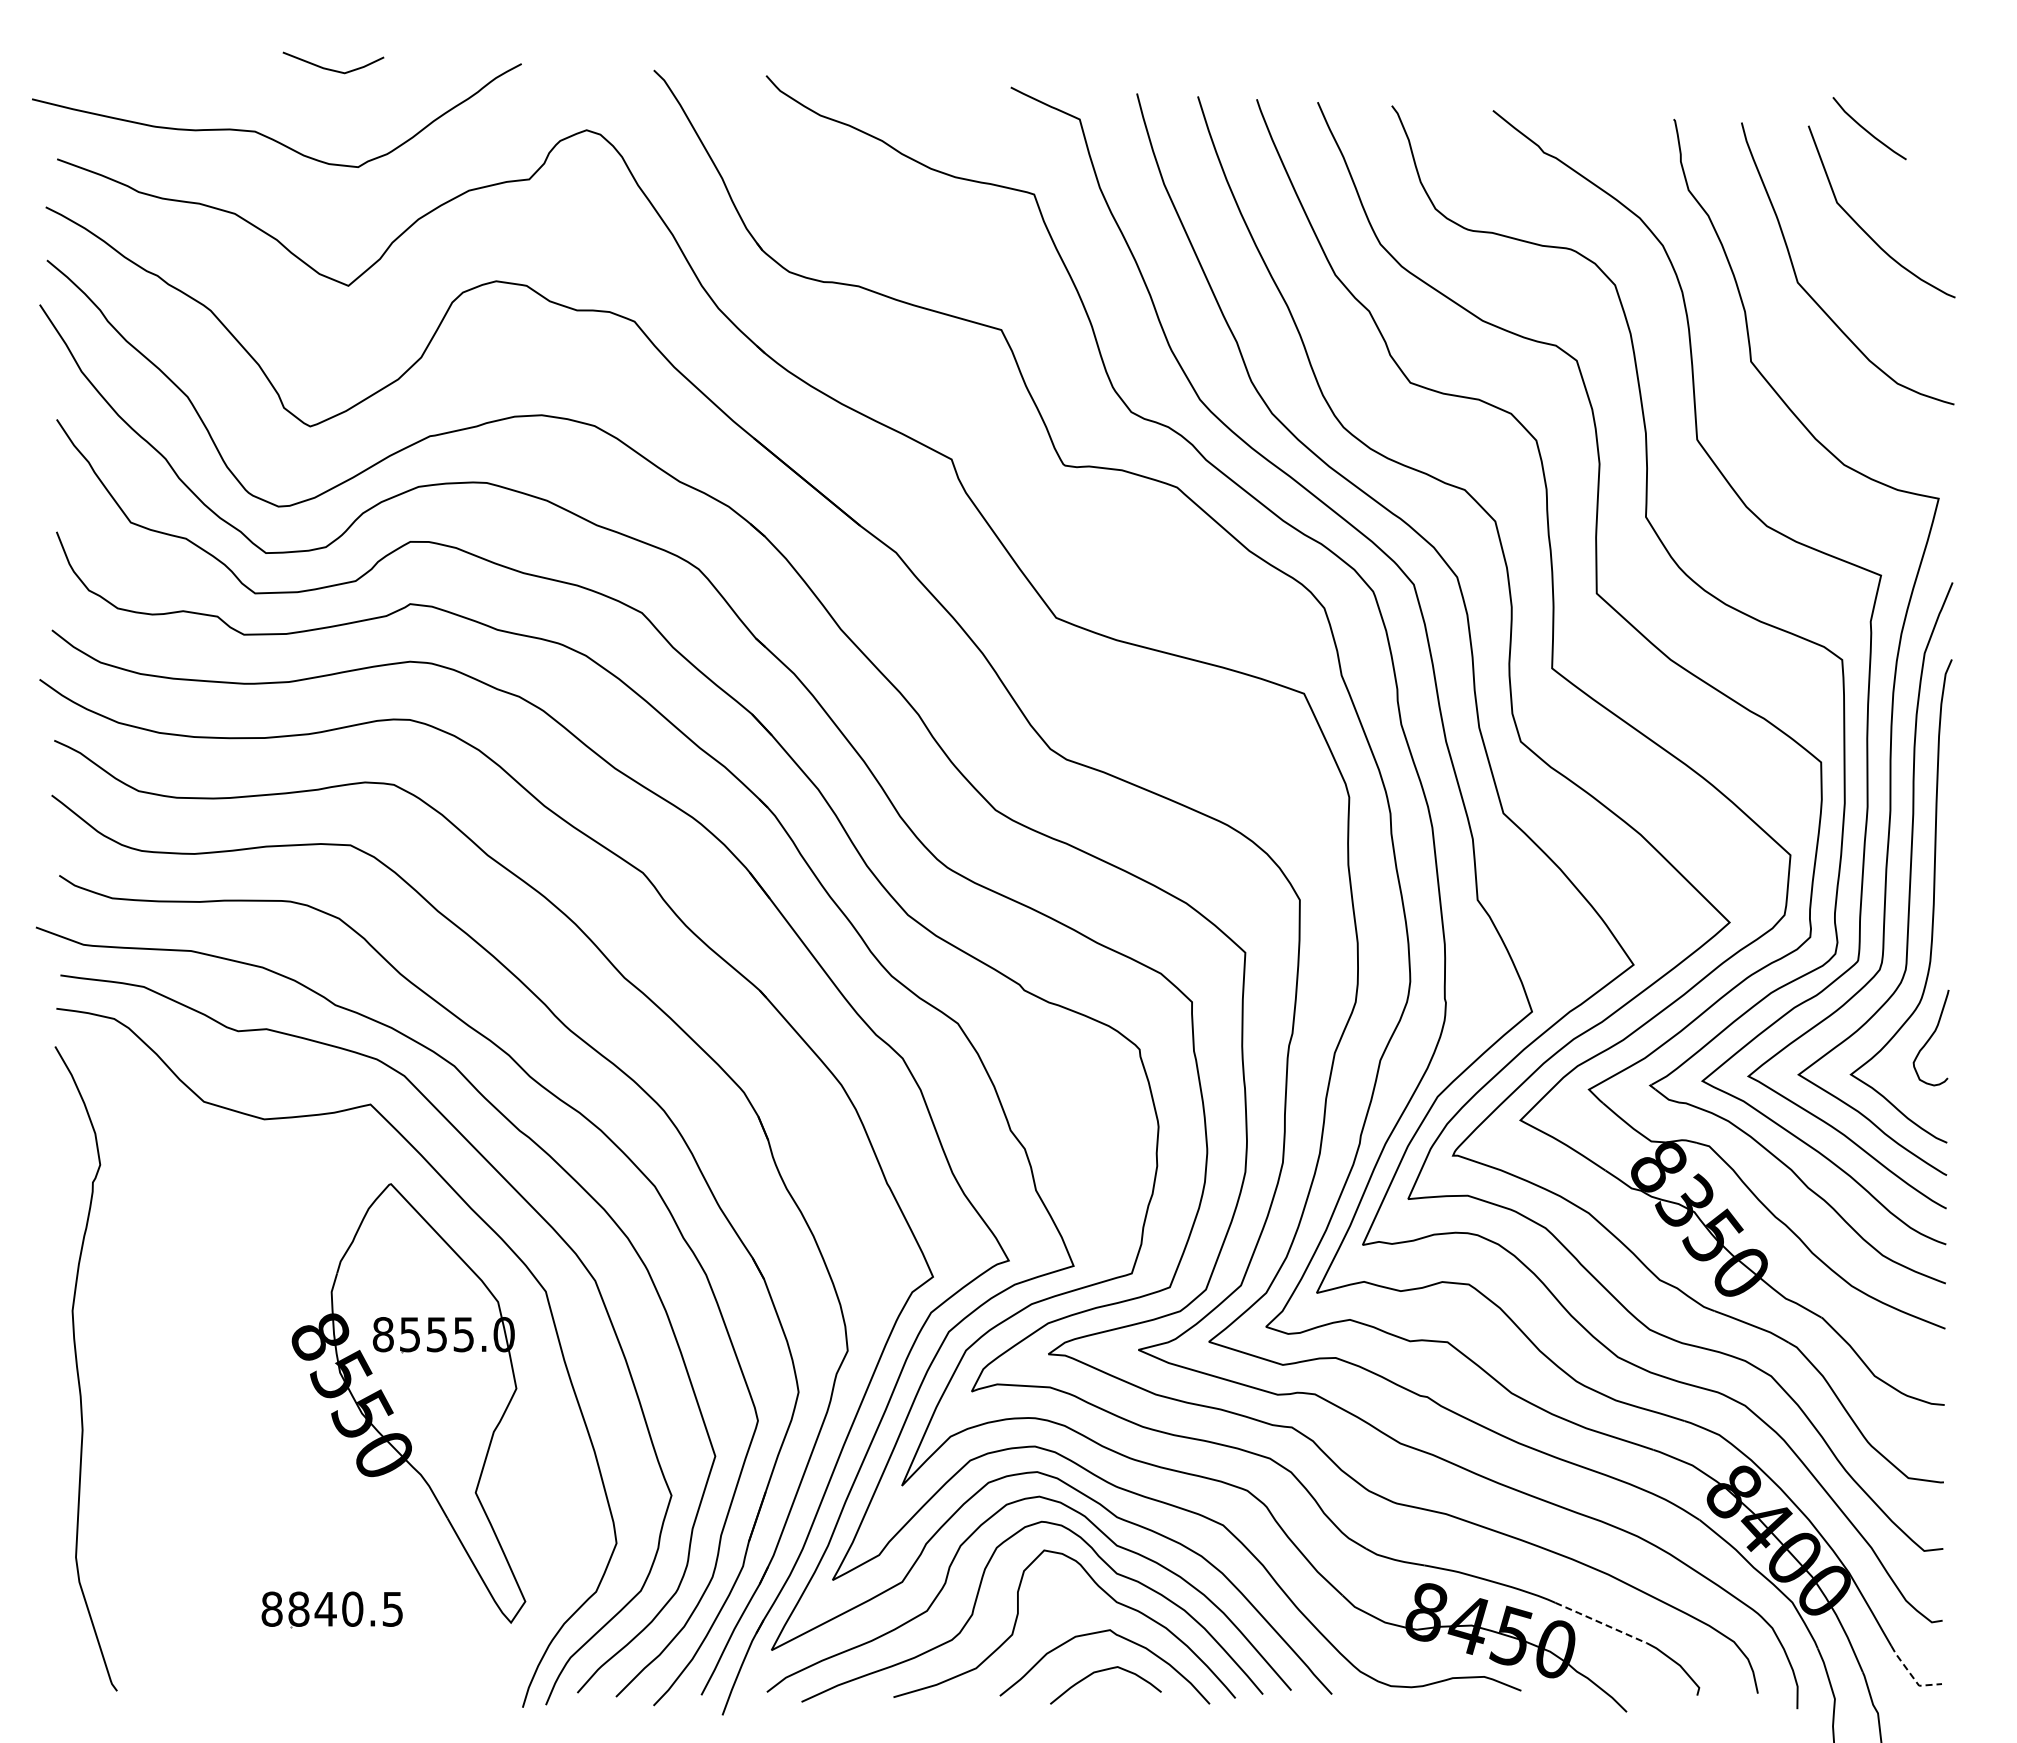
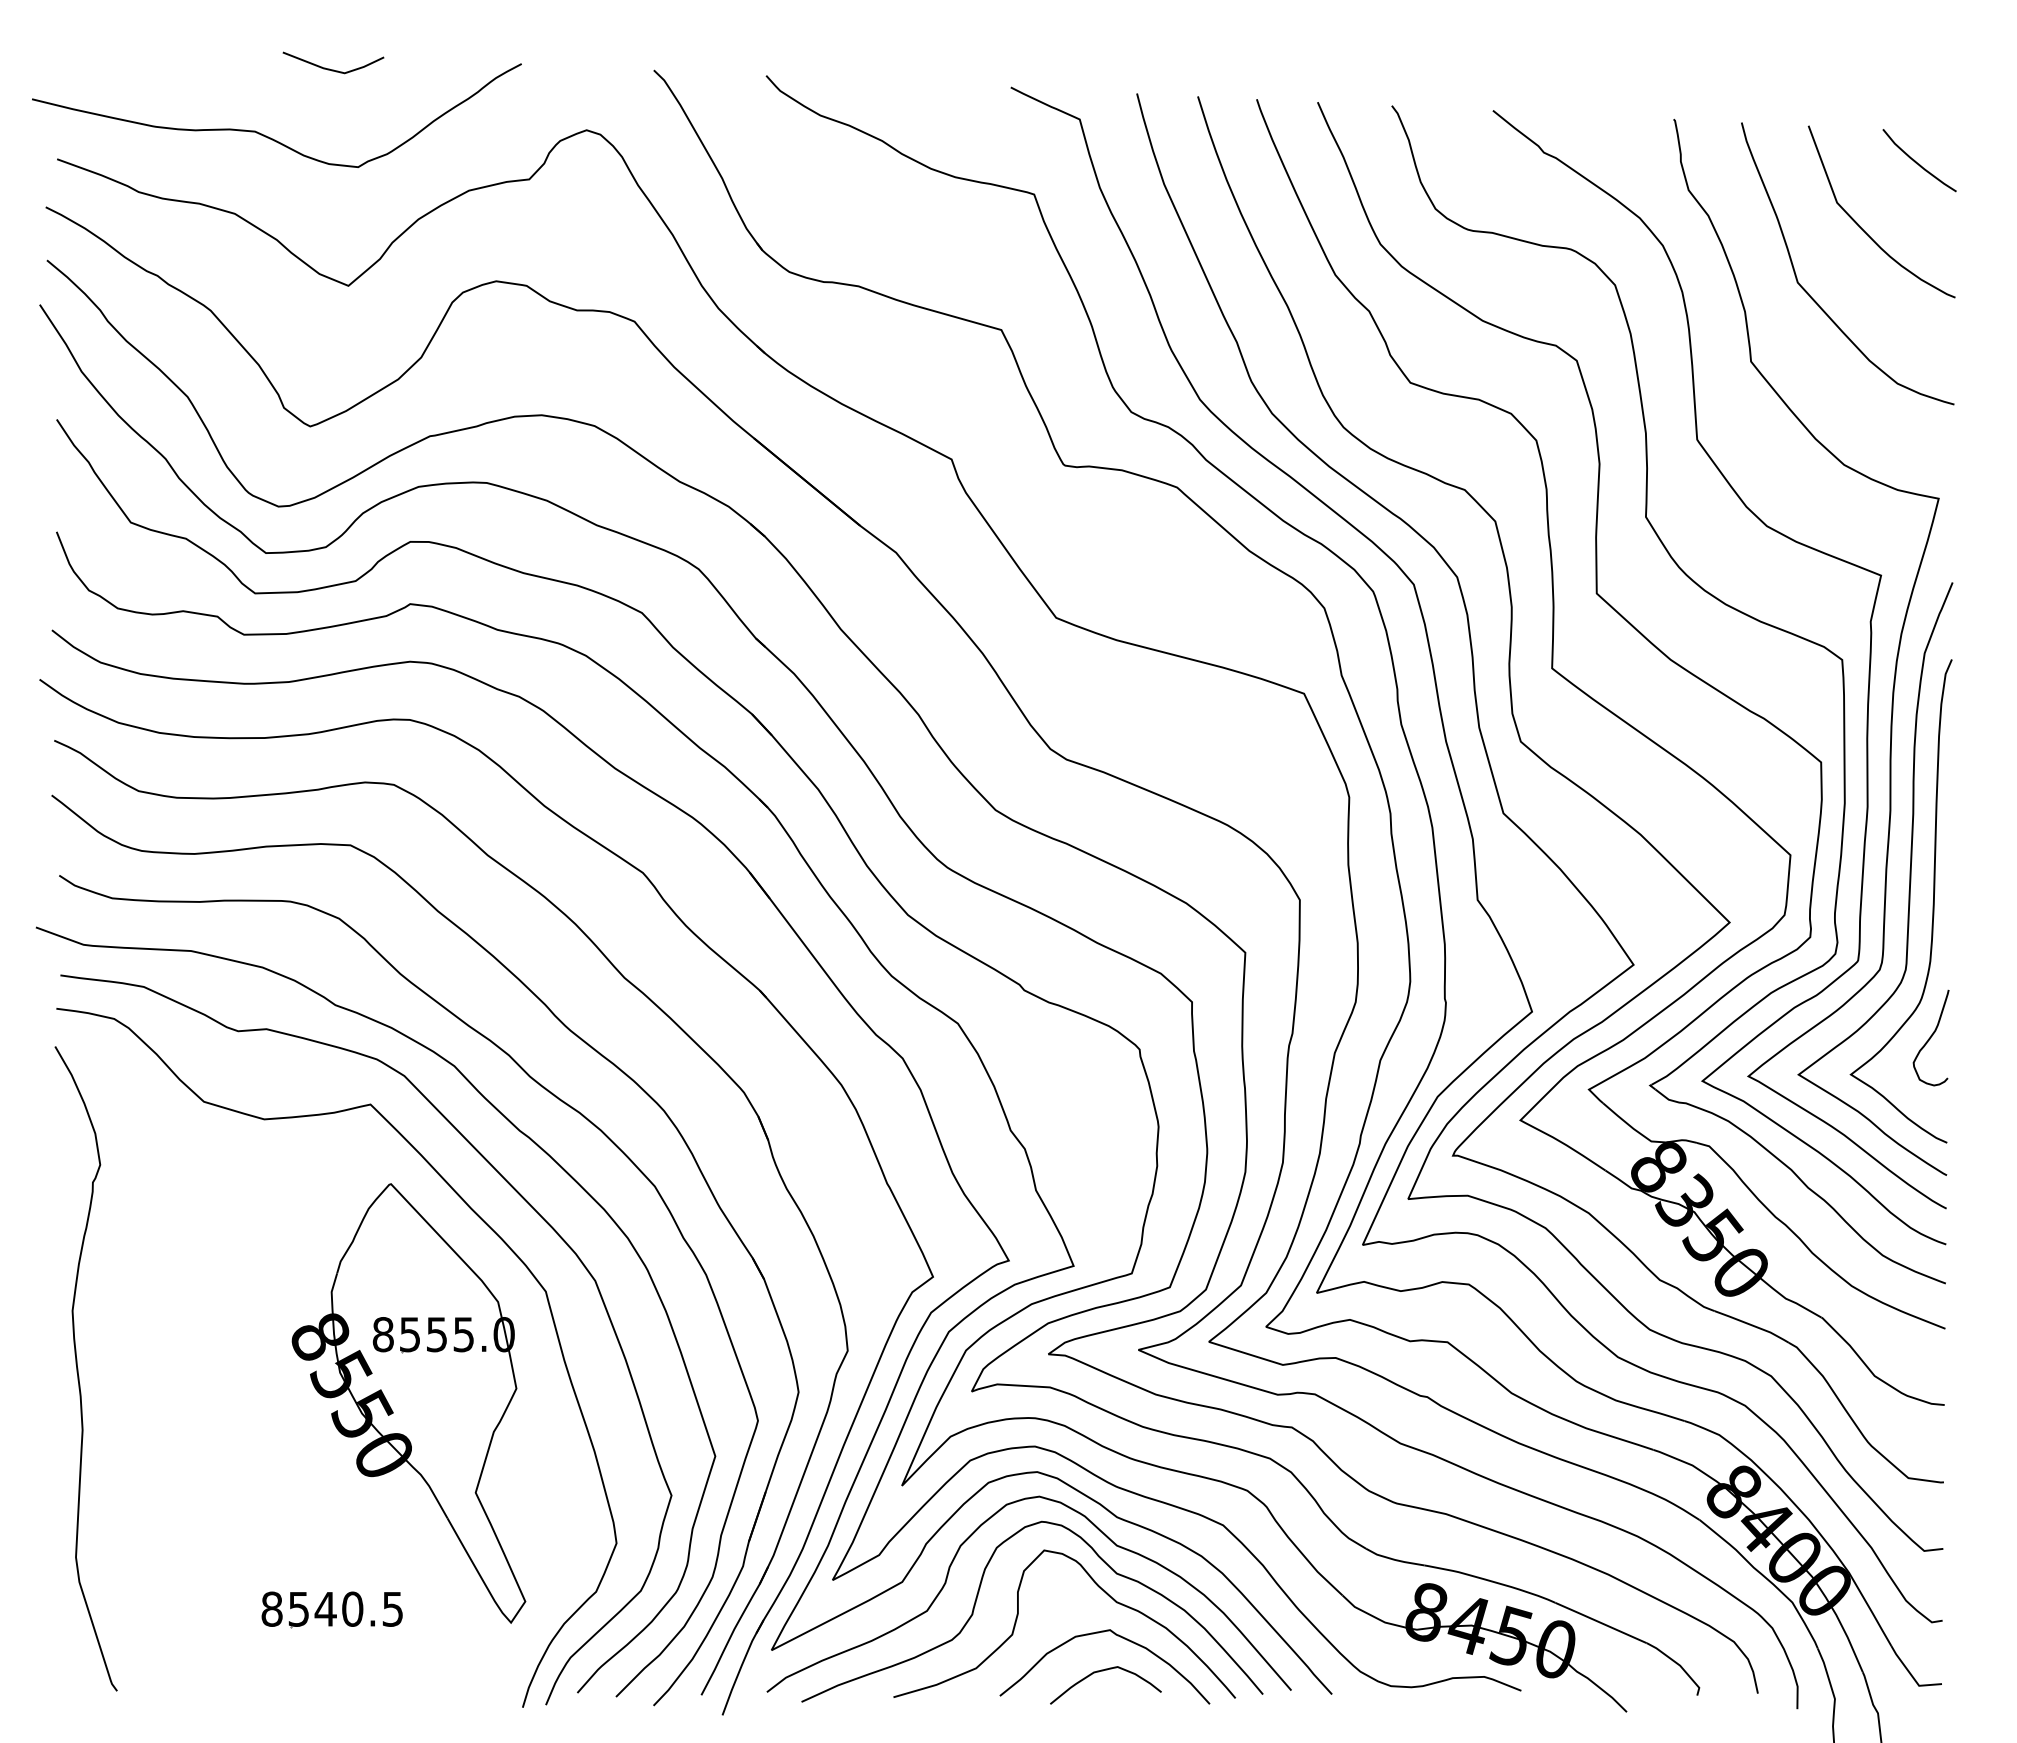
curve position: (1867, 130) -> (1917, 162) (1917, 162)
text: 8840.5 -> 8540.5 (298, 1608)
line: dashed -> solid (1600, 1622)
line: dashed -> solid (1911, 1675)
